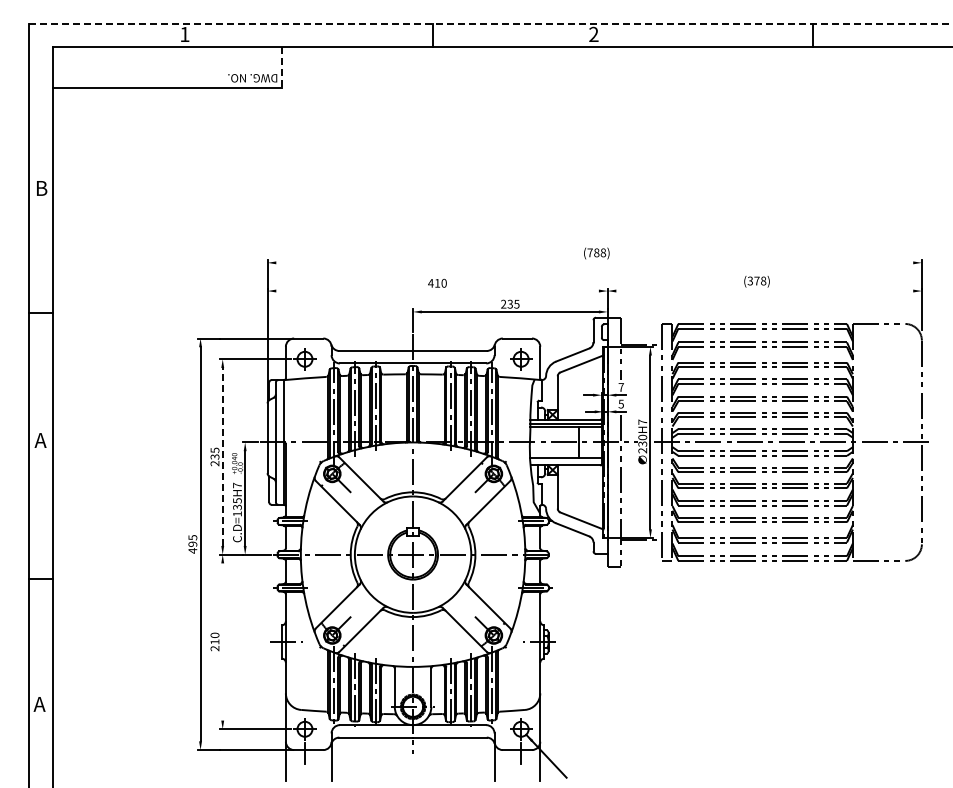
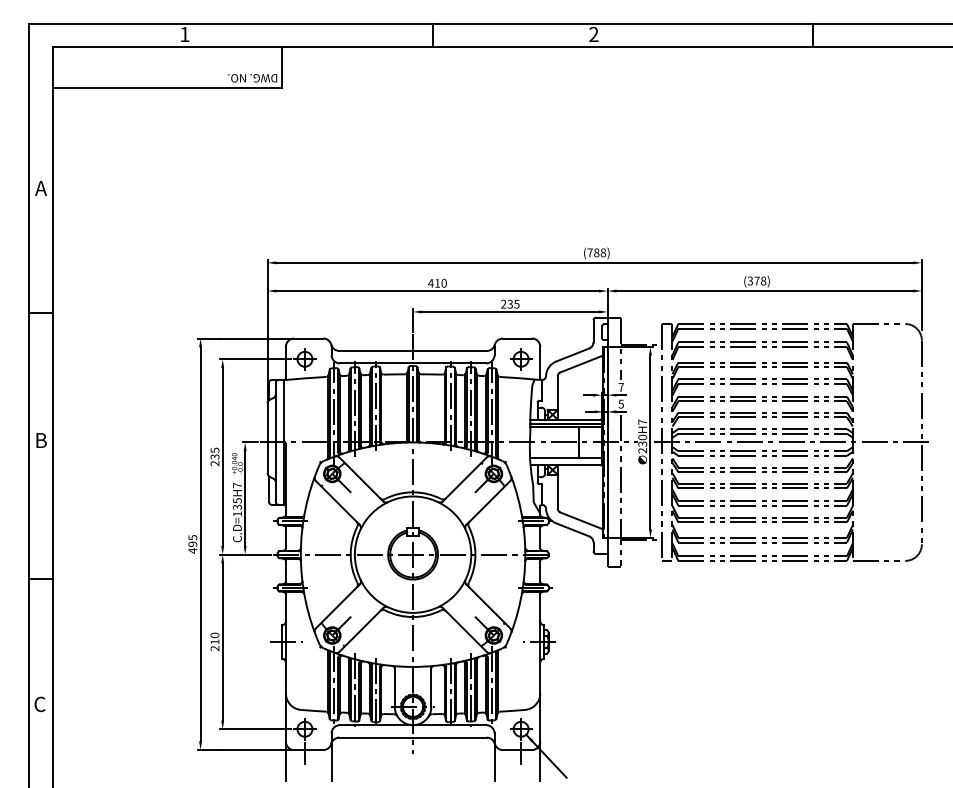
line: dashed -> solid (490, 23)
line: dashed -> solid (281, 67)
text: B -> A (41, 188)
line: none -> present (594, 262)
line: none -> present (437, 291)
line: none -> present (764, 291)
text: A -> B (40, 440)
line: dashed -> solid (222, 457)
line: none -> present (222, 641)
text: A -> C (39, 704)
